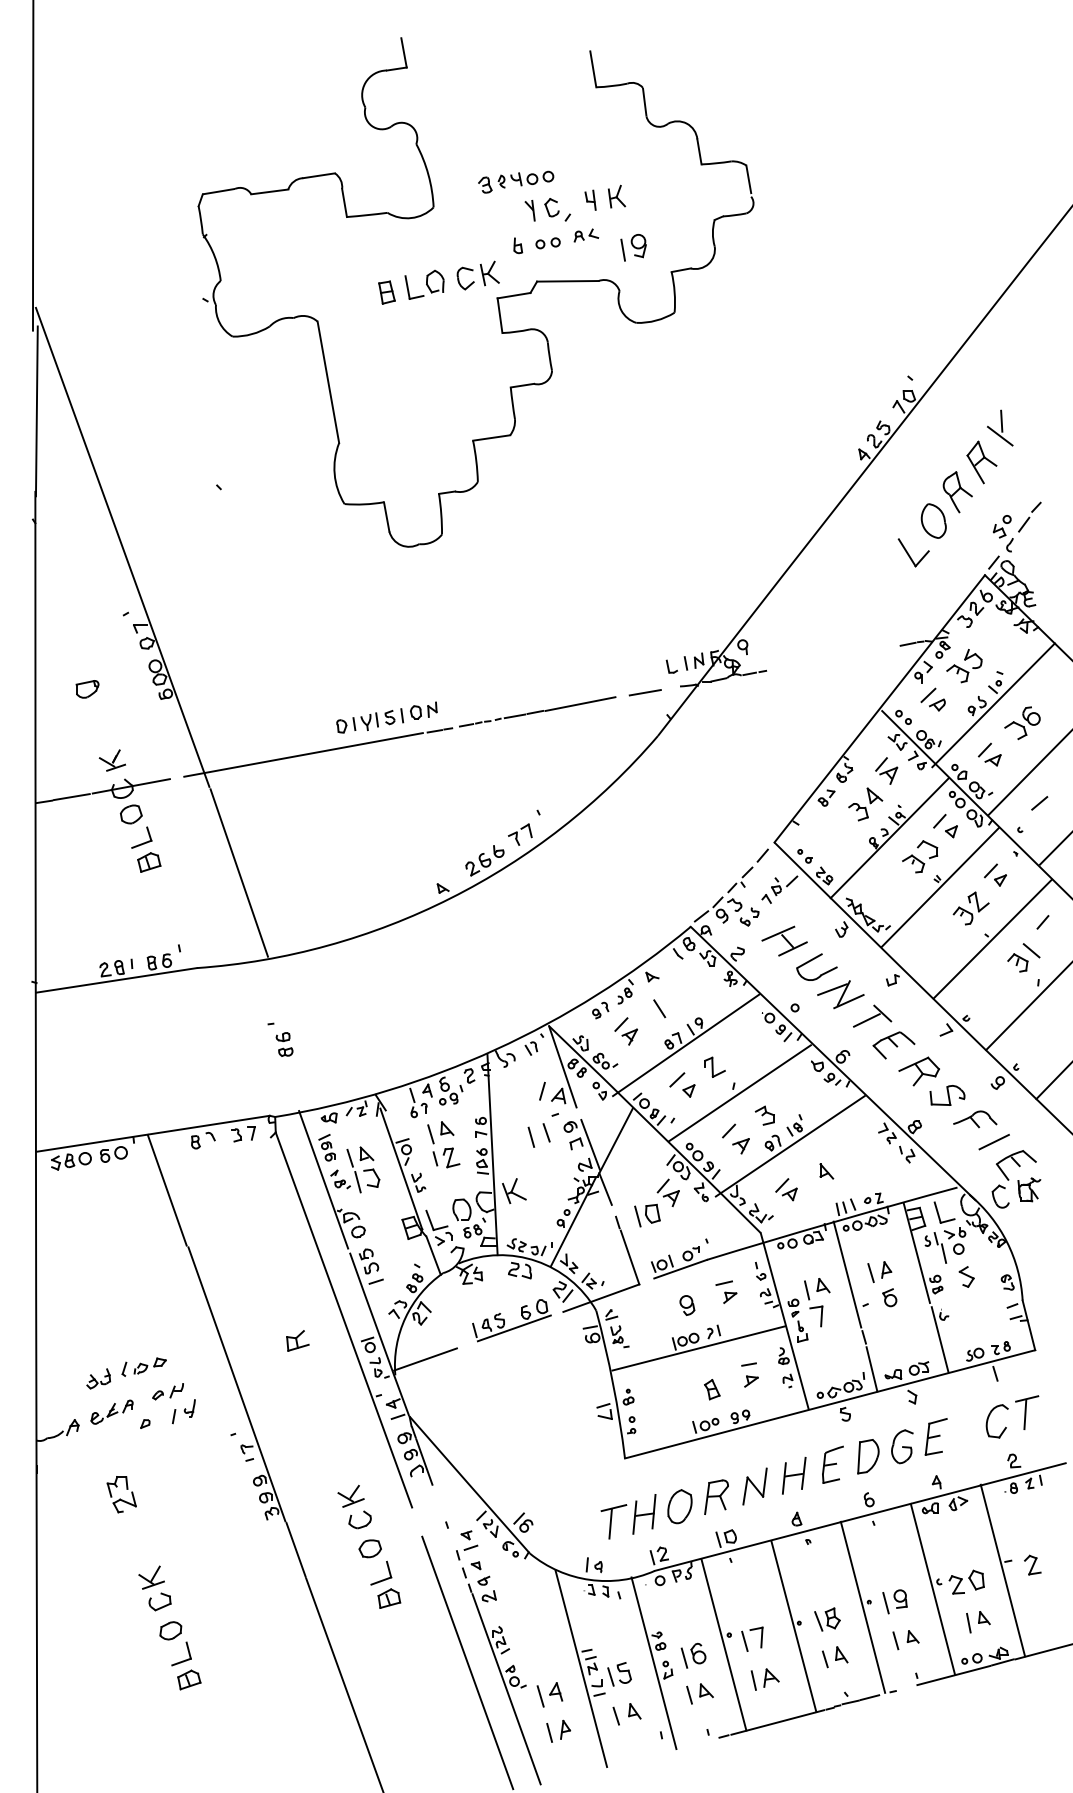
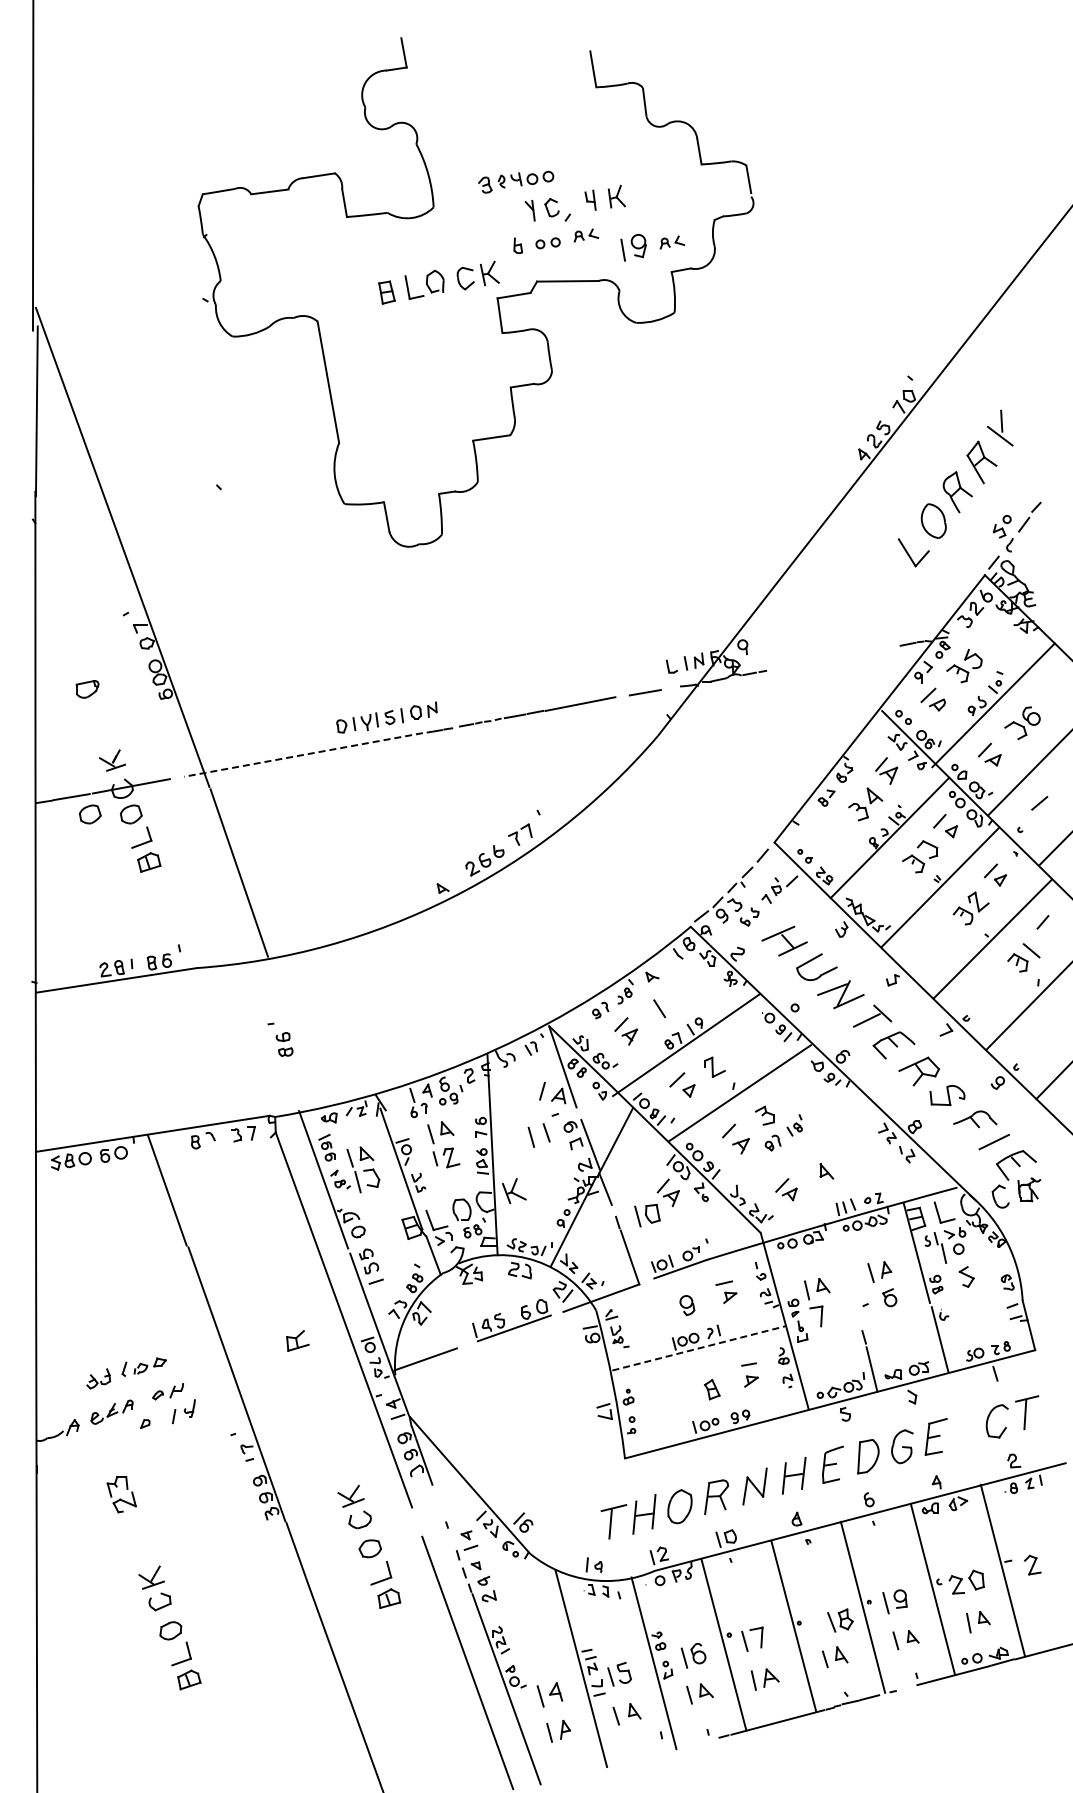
part: none -> present (672, 242)
line: solid -> dashed (303, 755)
part: none -> present (89, 814)
line: present -> none (789, 1146)
line: present -> none (847, 1274)
line: solid -> dashed (699, 1348)
part position: (827, 1619) -> (840, 1620) (840, 1620)
